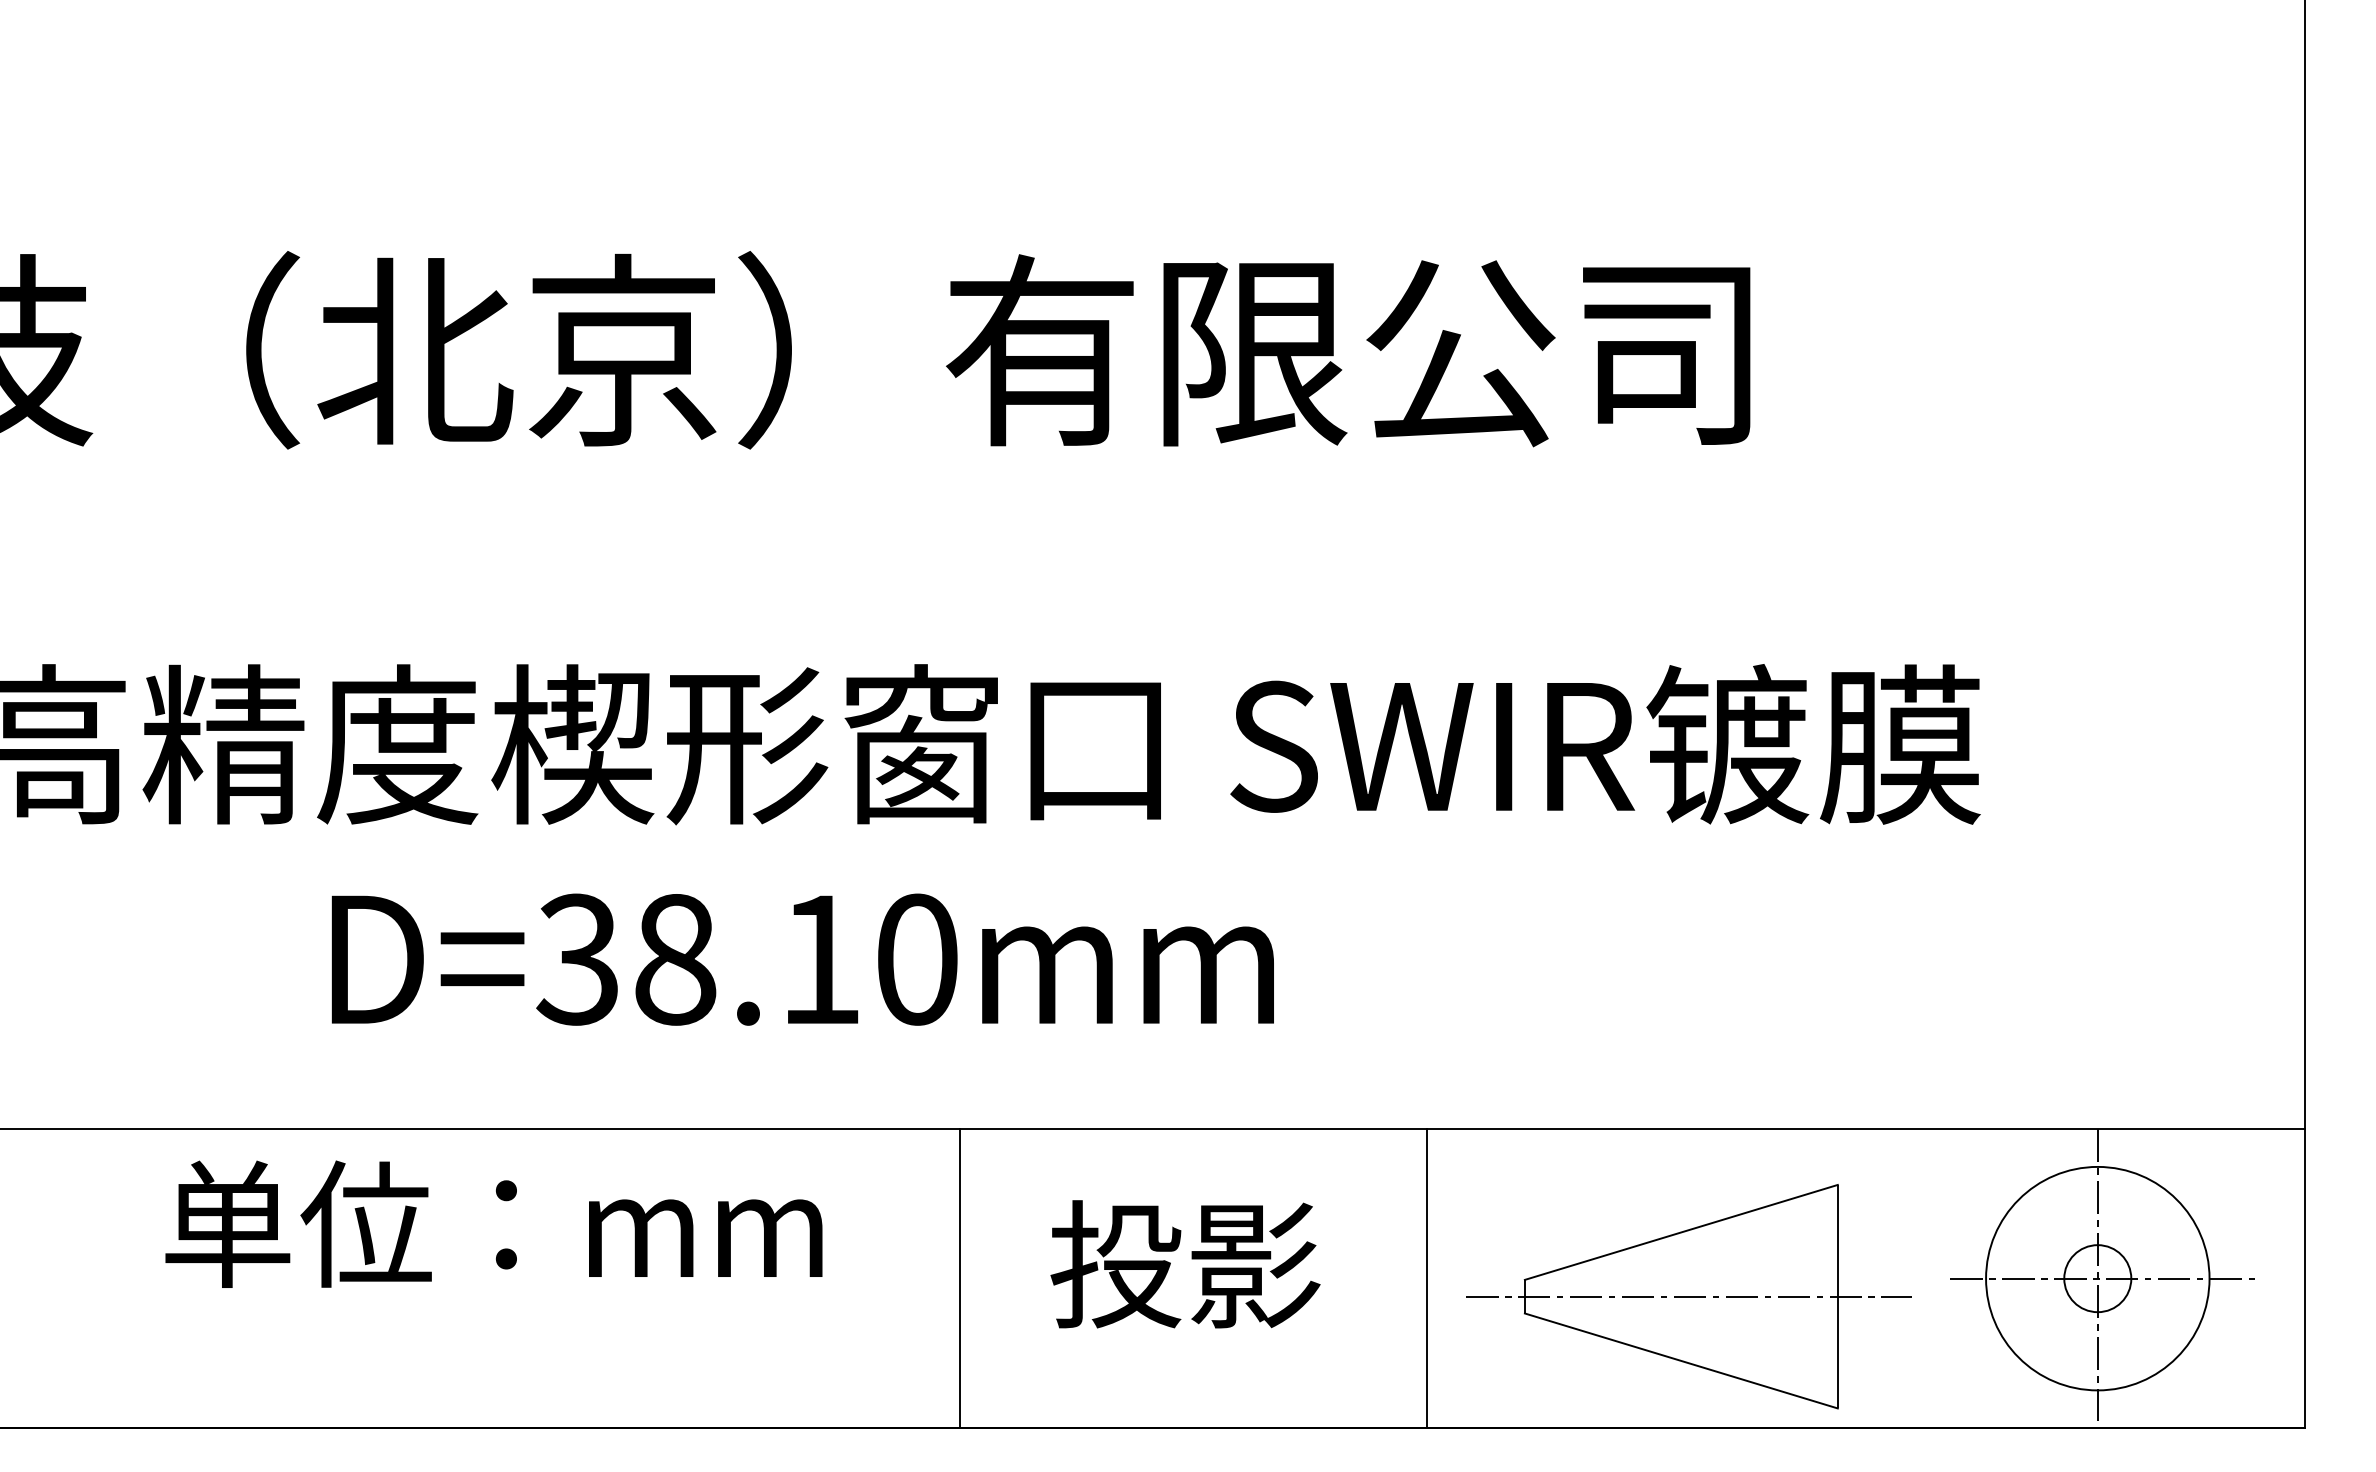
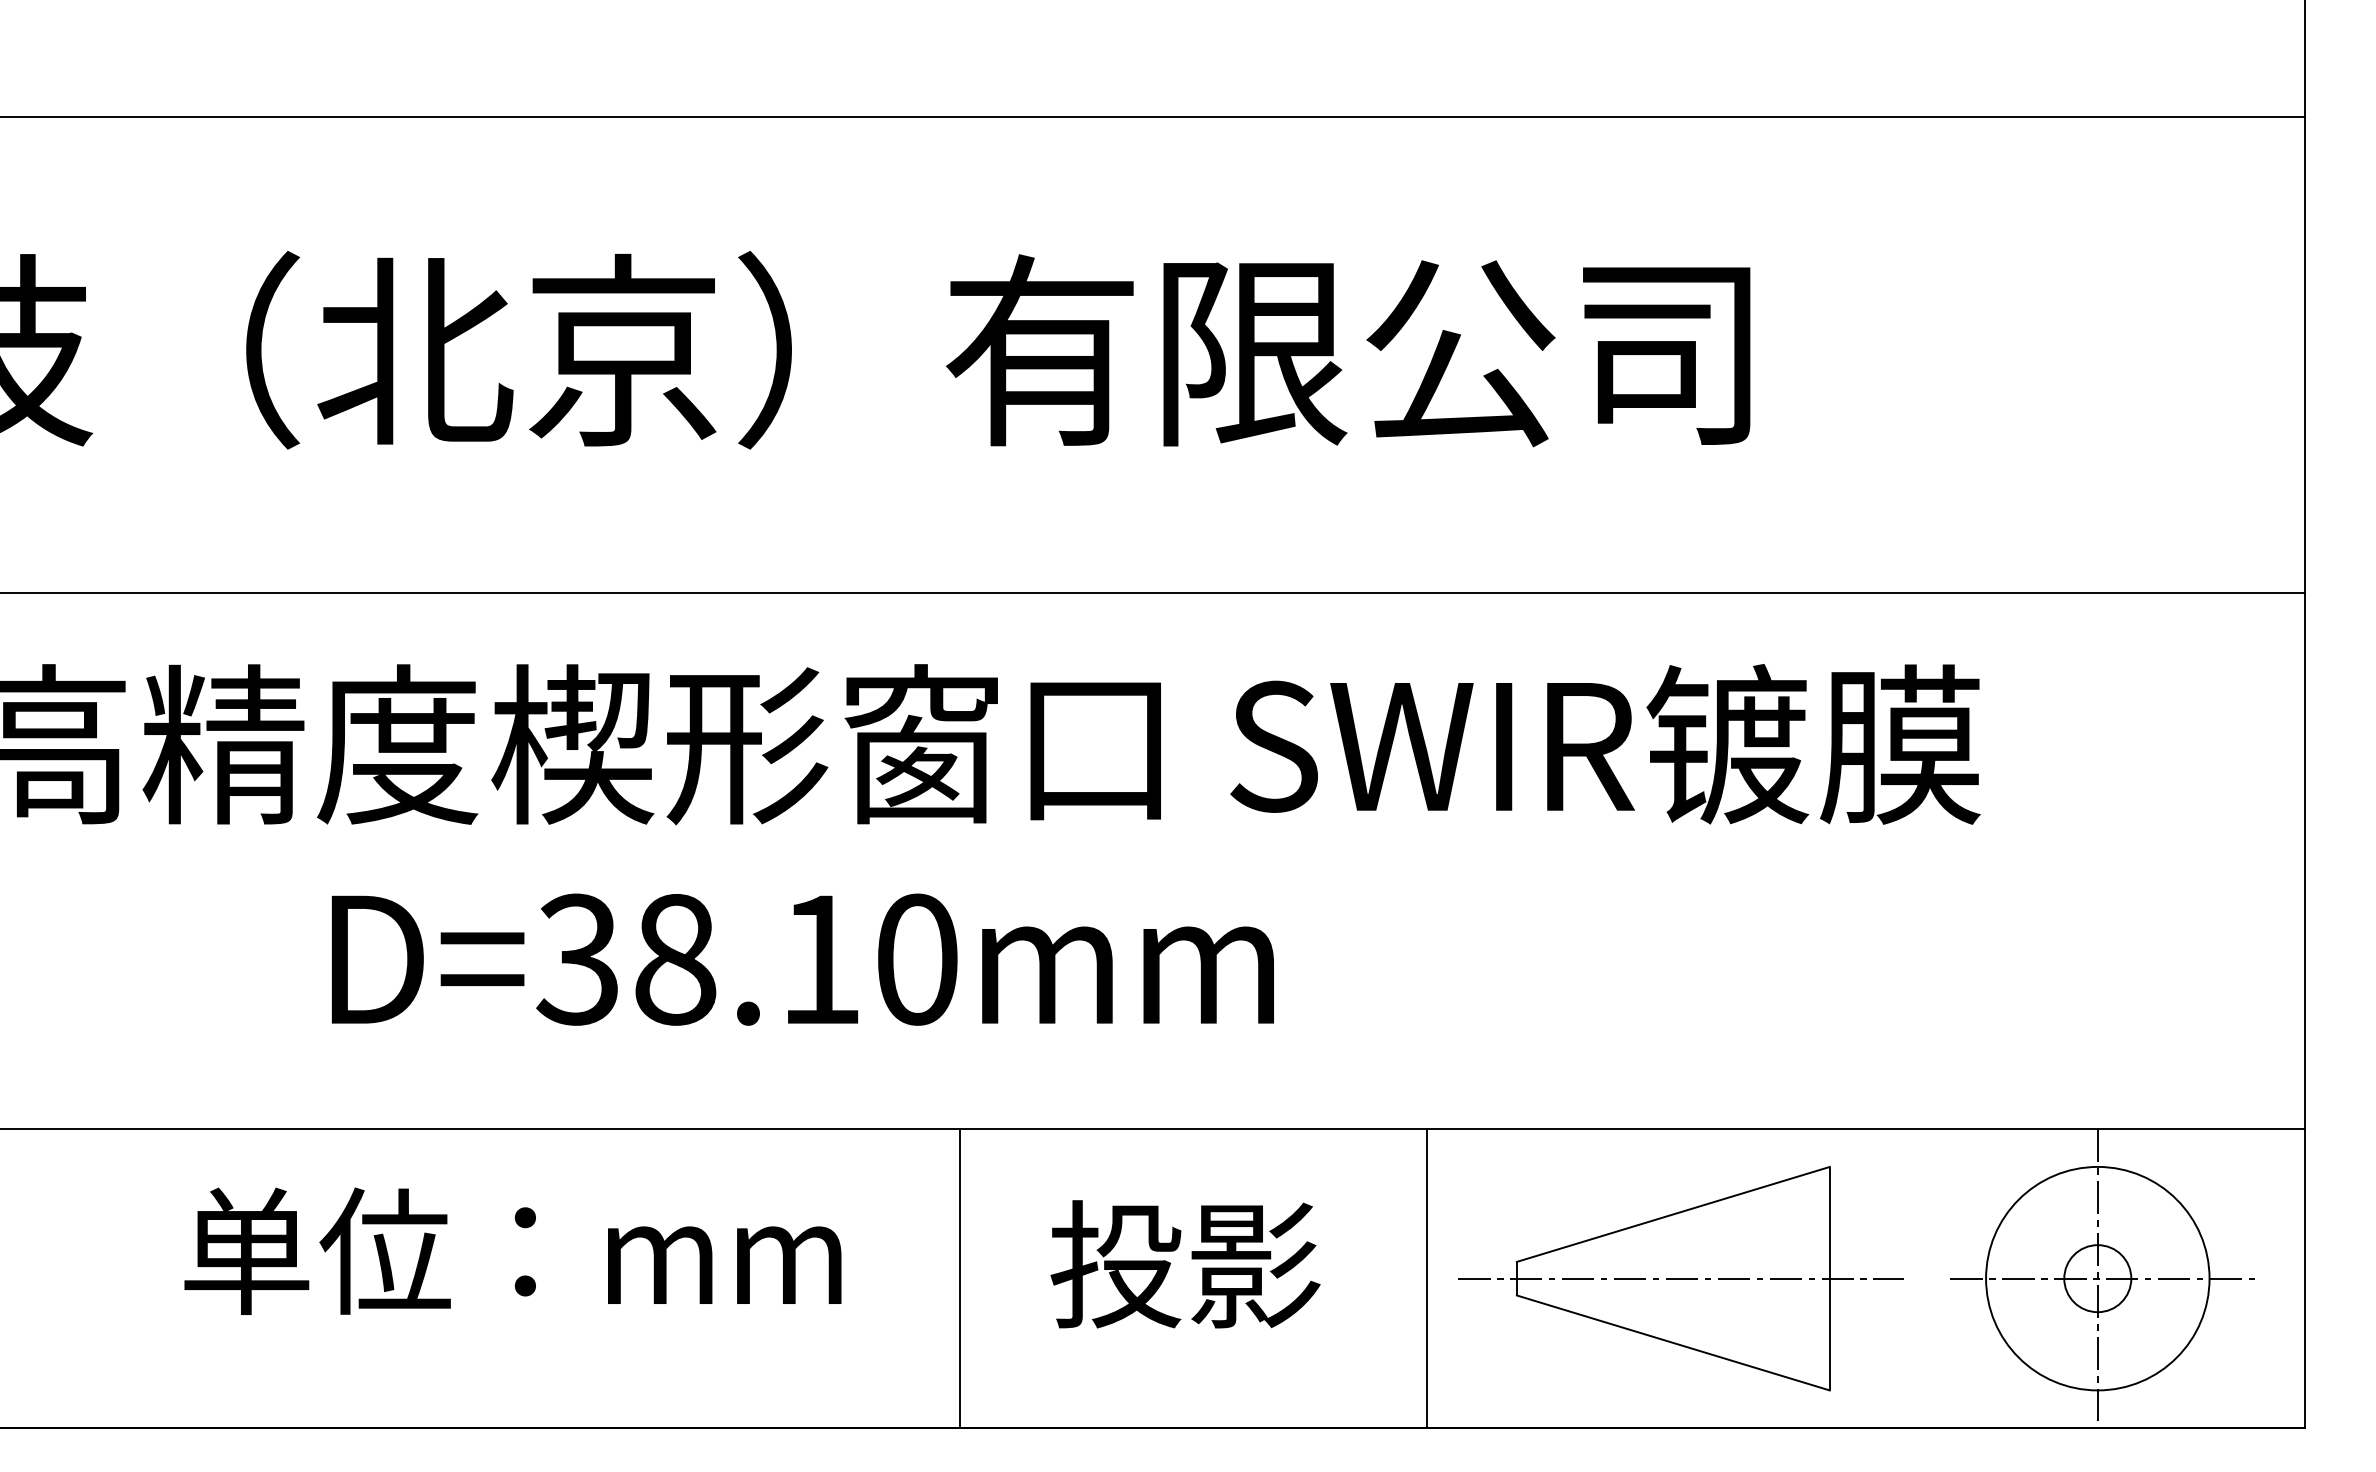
line: none -> present (1153, 116)
line: none -> present (1153, 593)
text position: (493, 1223) -> (512, 1250) (512, 1250)
part position: (1688, 1296) -> (1680, 1278) (1680, 1278)
